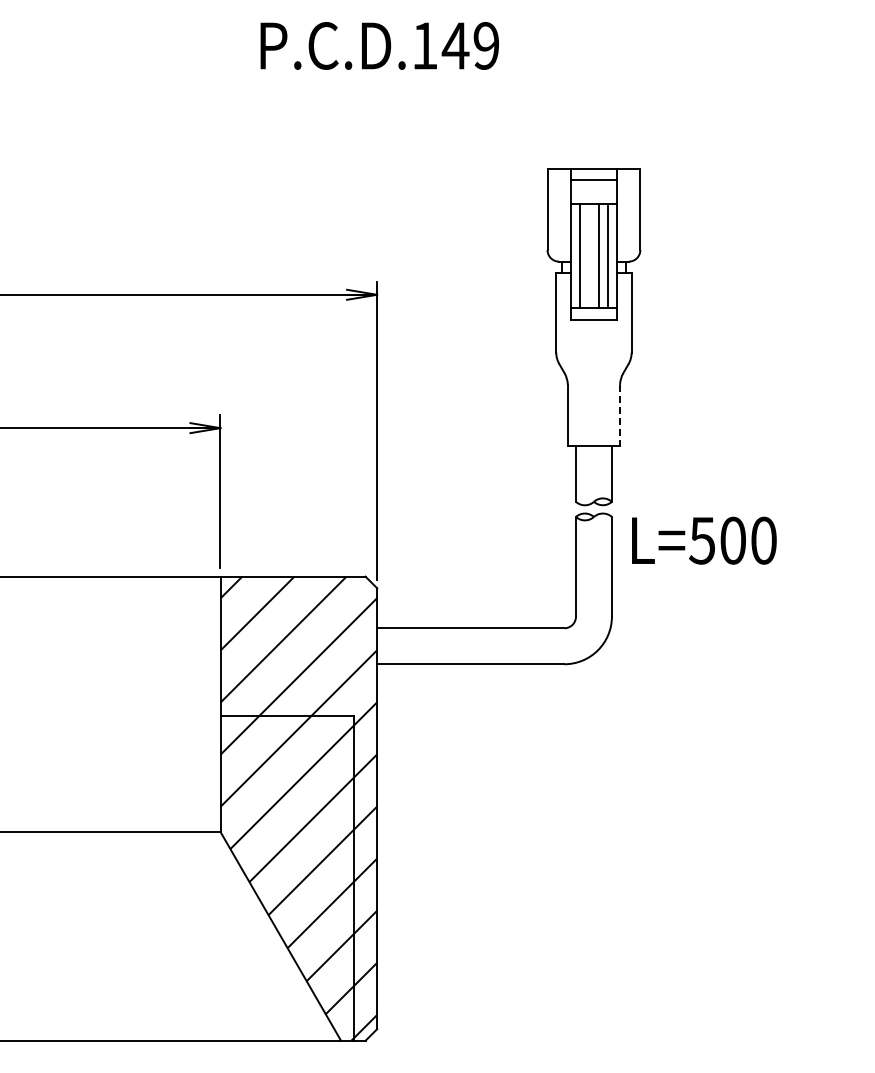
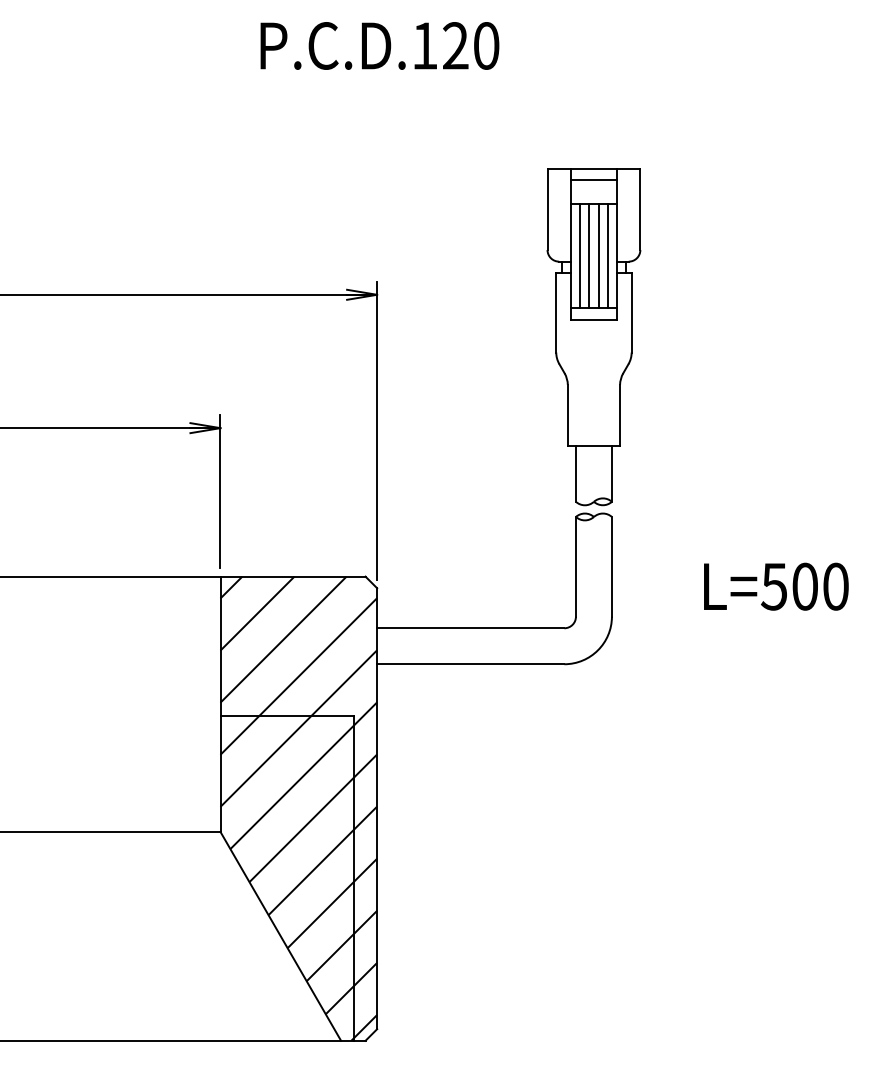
text: P.C.D.149 -> P.C.D.120 (470, 45)
line: none -> present (589, 255)
line: dashed -> solid (620, 415)
text position: (704, 540) -> (776, 586) (776, 586)
